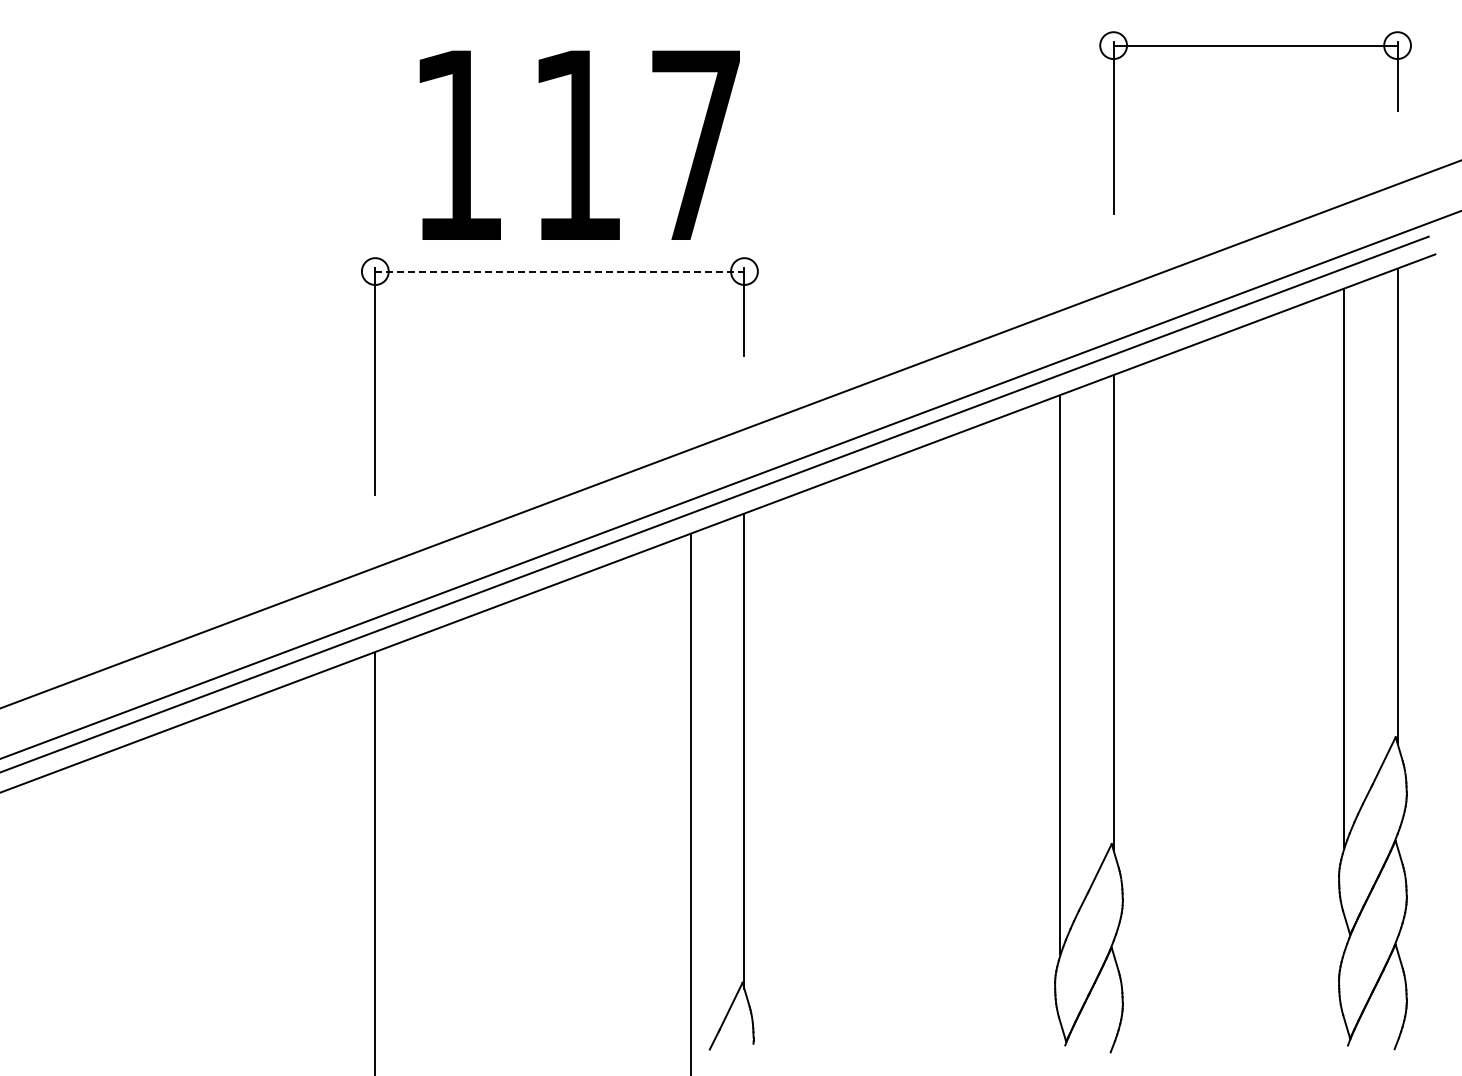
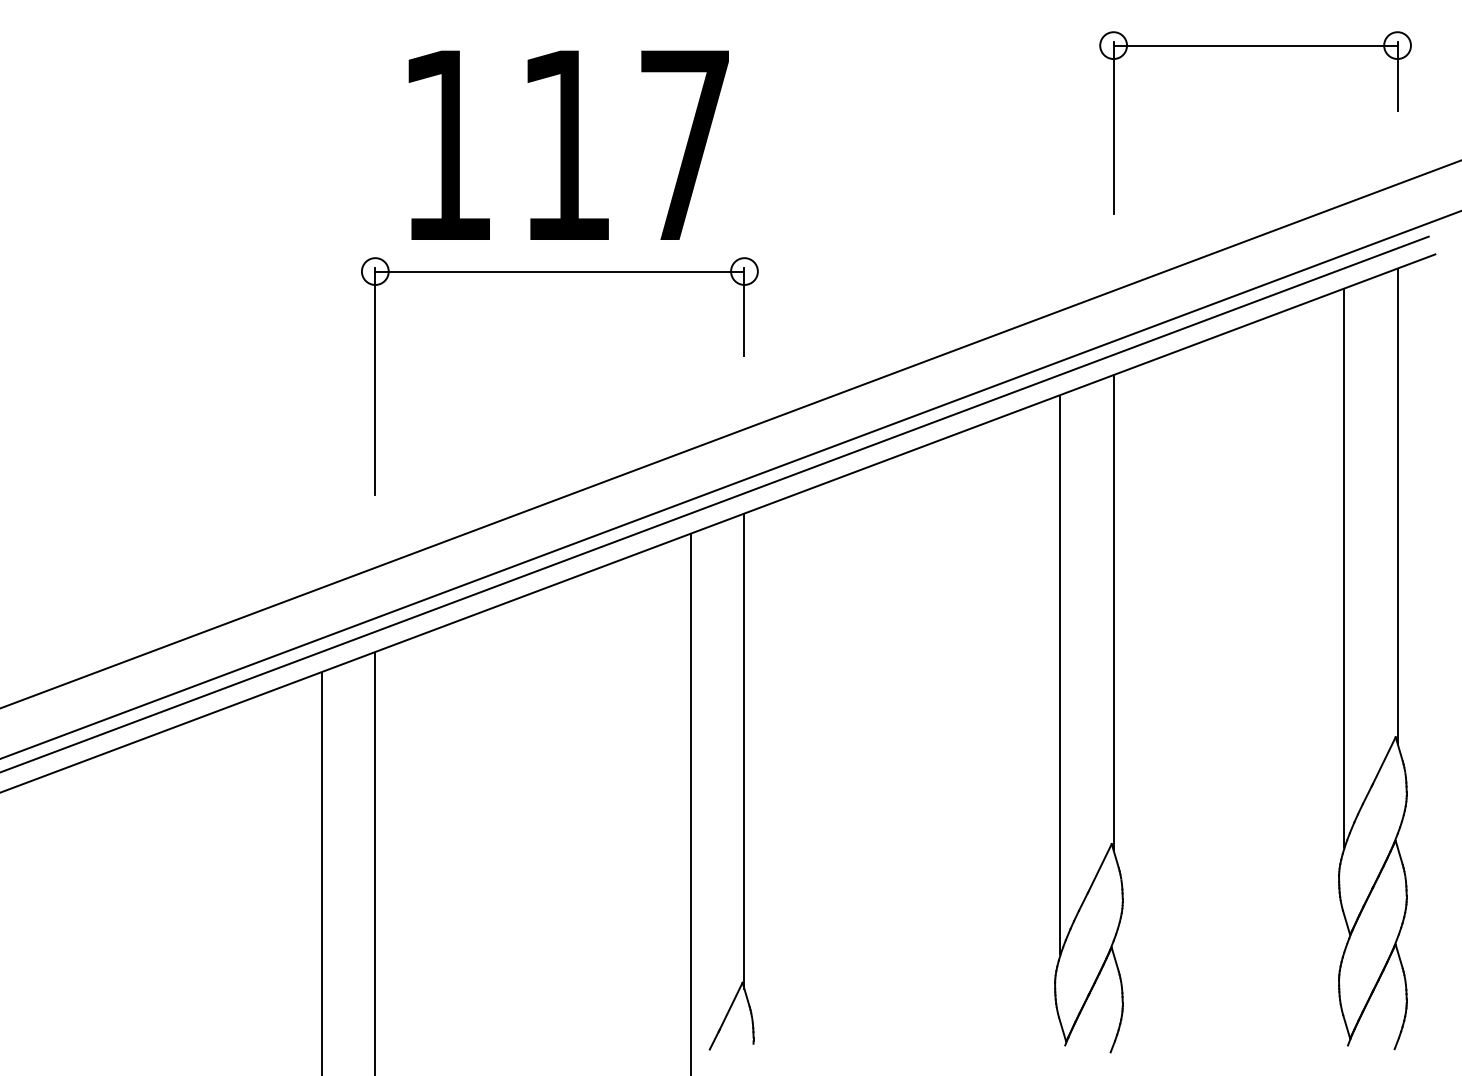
text position: (579, 144) -> (568, 144) (568, 144)
line: dashed -> solid (559, 271)
line: none -> present (321, 872)
